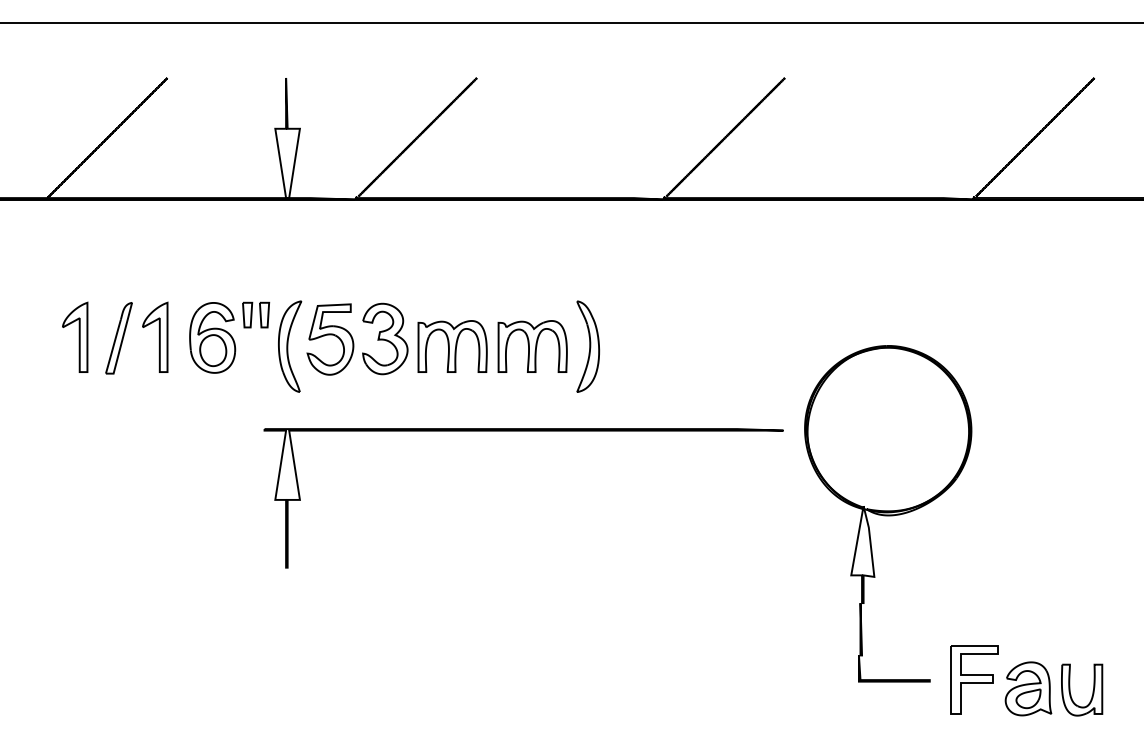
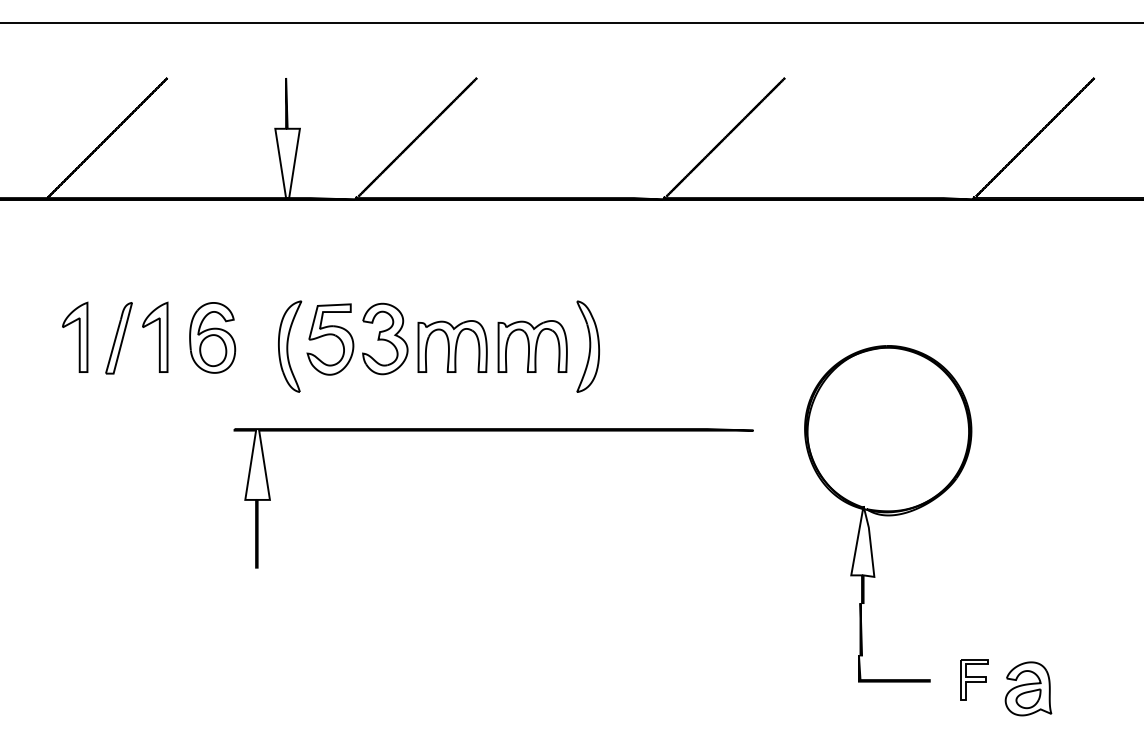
part: present -> none (256, 314)
part position: (523, 431) -> (493, 431) (493, 431)
part size: 49x70 px -> 29x42 px (974, 679)
part: present -> none (1092, 690)
